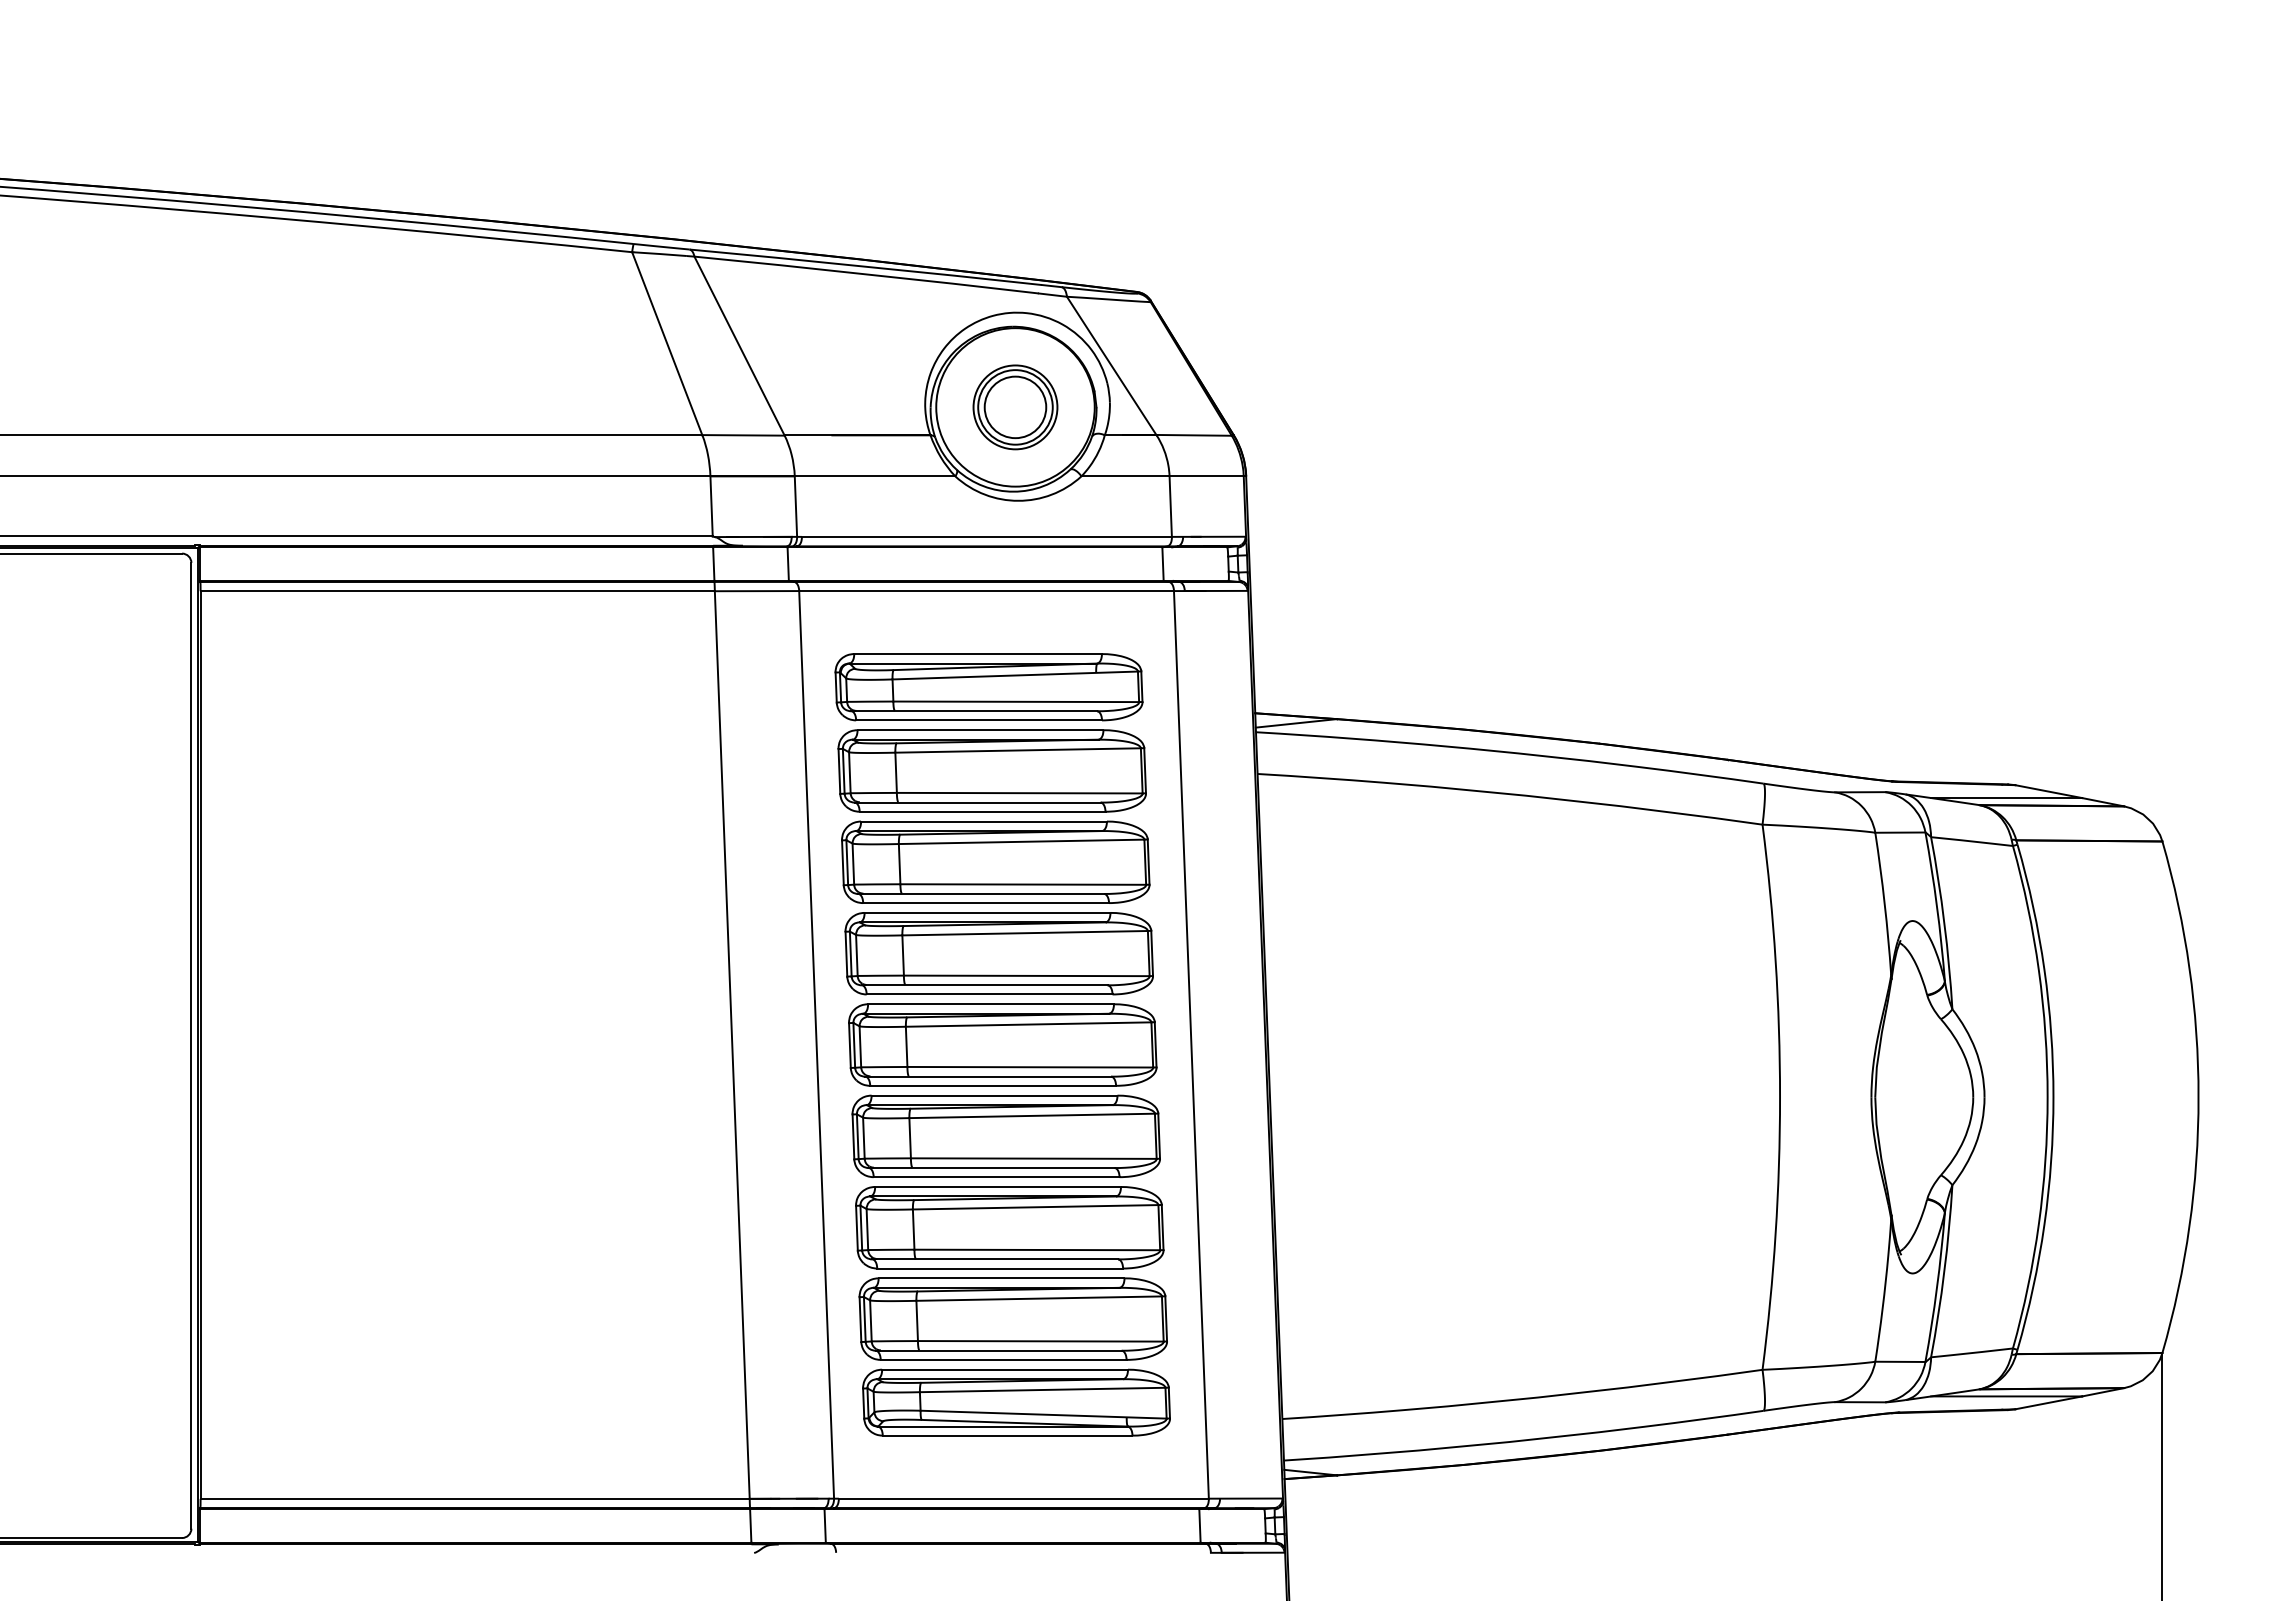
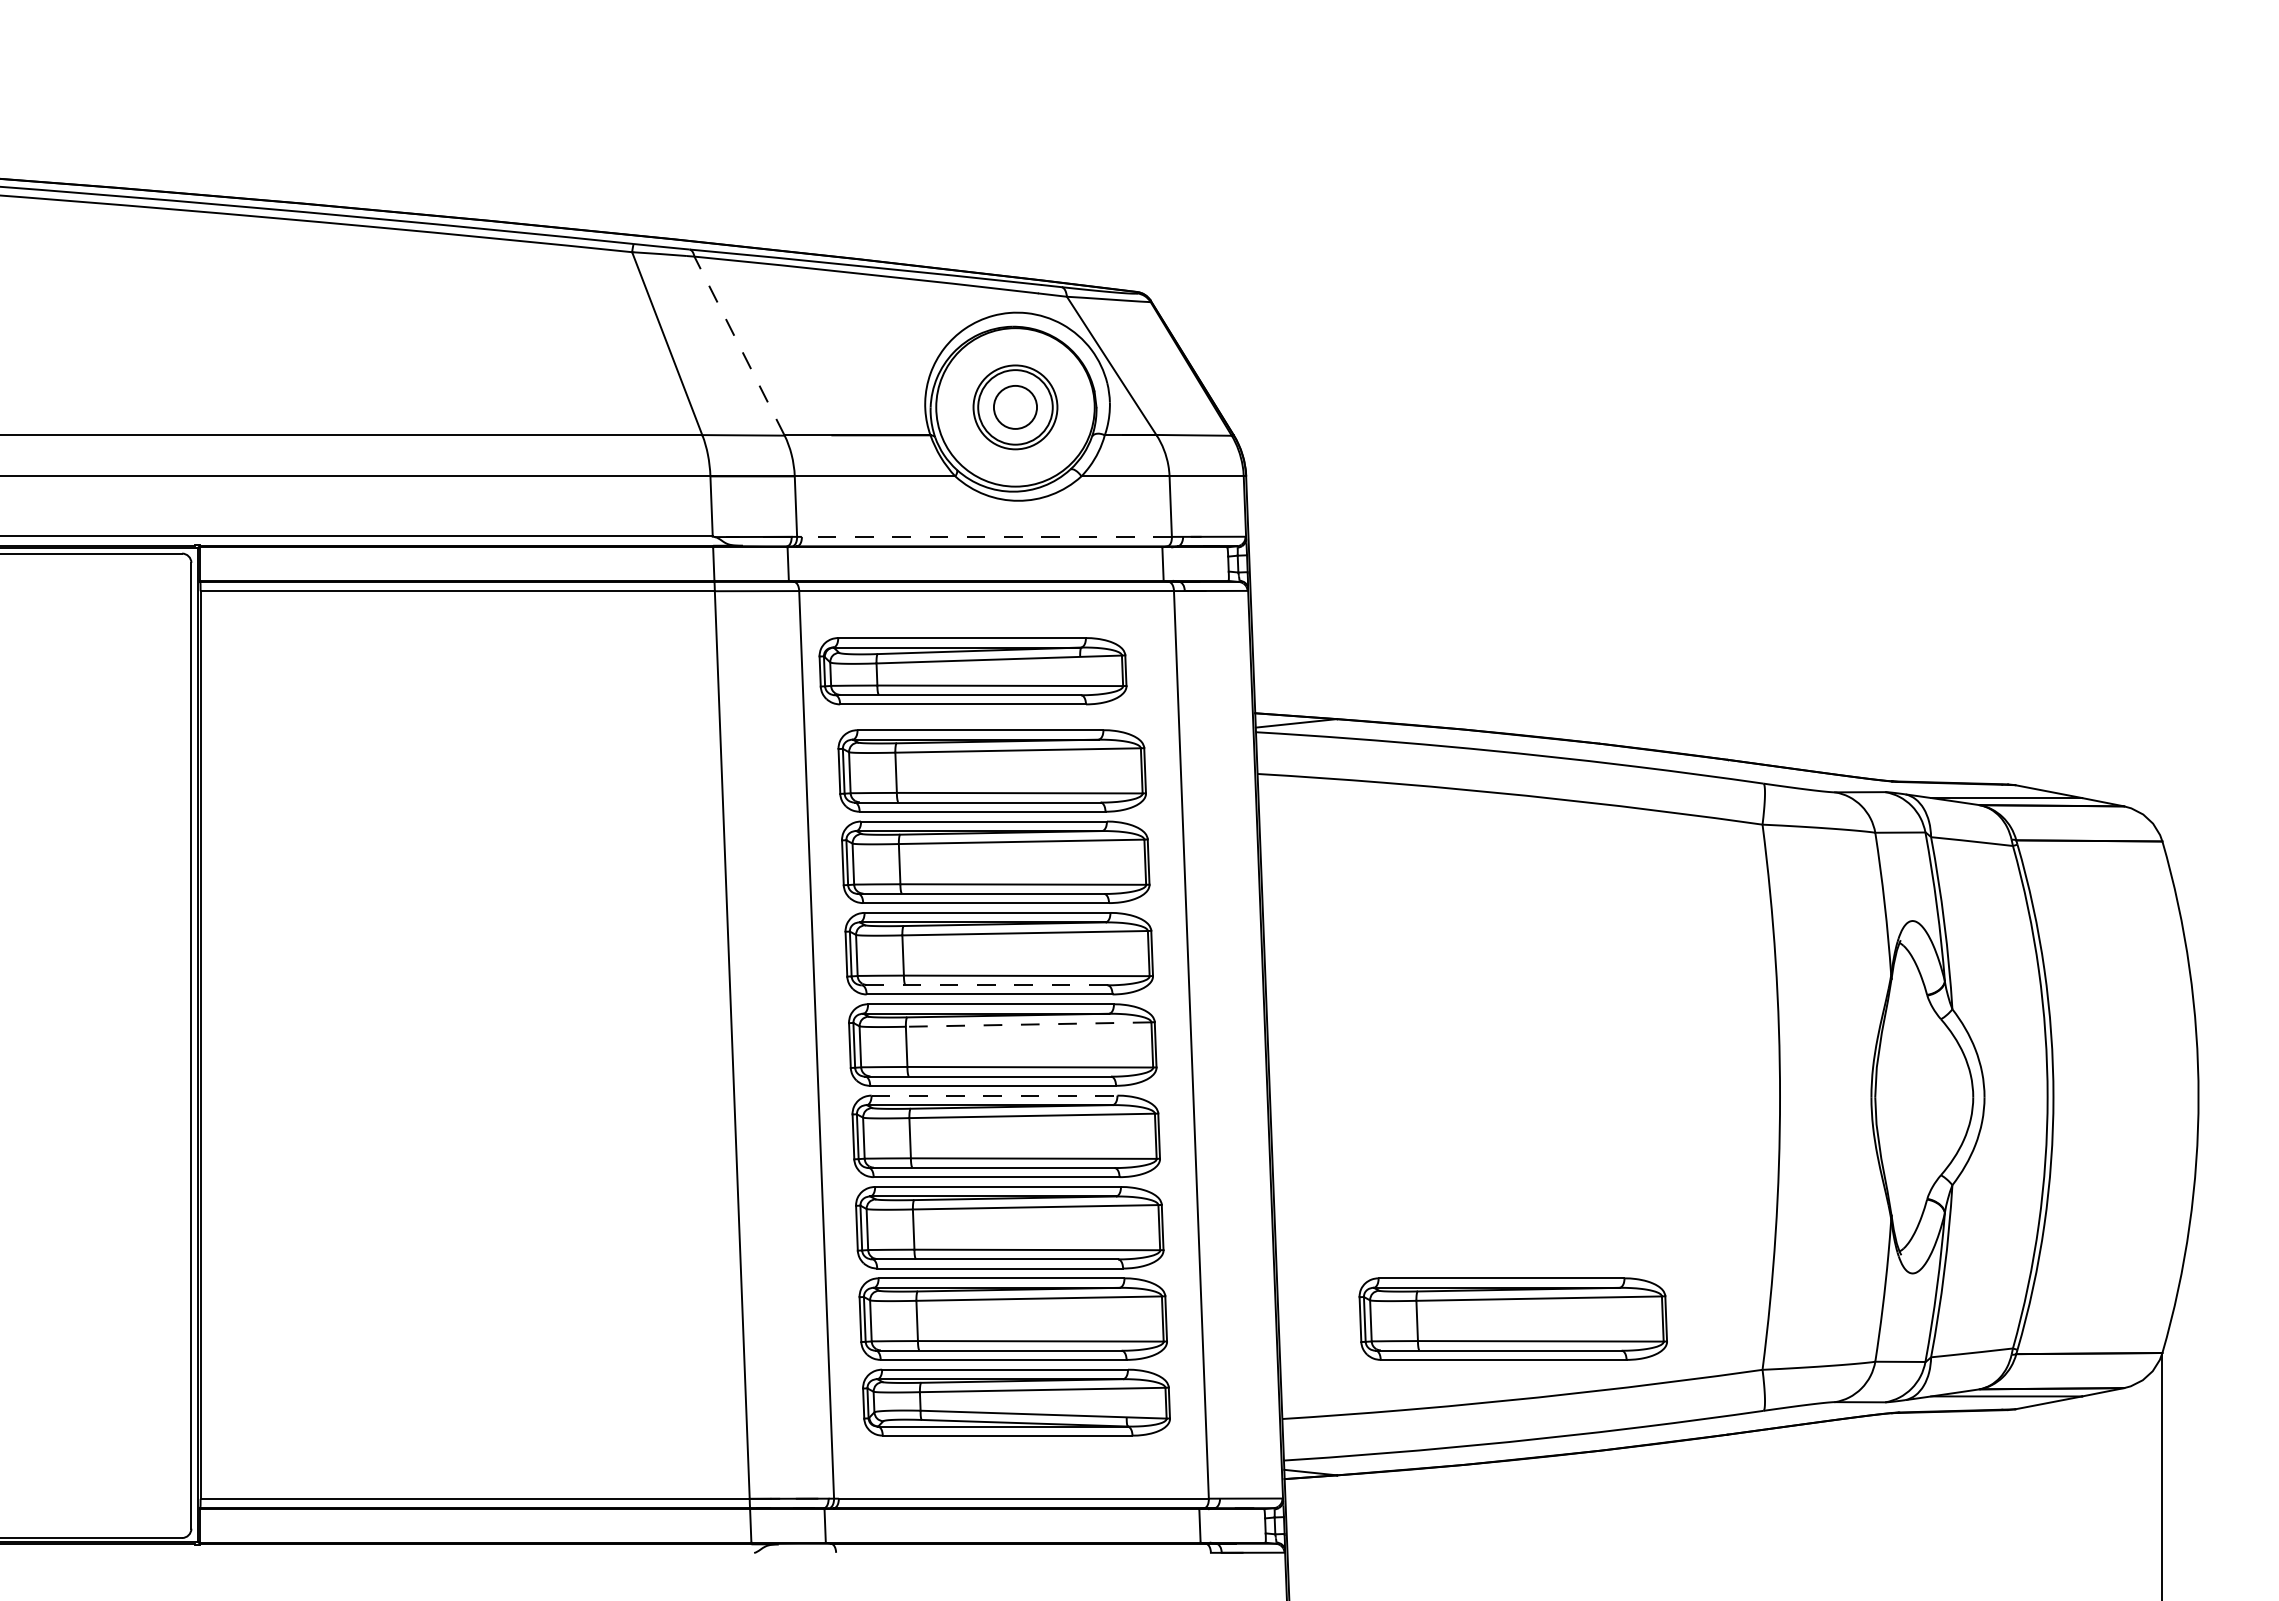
line: solid -> dashed (739, 345)
circle diameter: 62 px -> 43 px (1015, 406)
line: solid -> dashed (986, 536)
part position: (988, 687) -> (972, 671) (972, 671)
line: solid -> dashed (984, 985)
line: solid -> dashed (1028, 1024)
line: solid -> dashed (994, 1095)
part: none -> present (1512, 1318)
